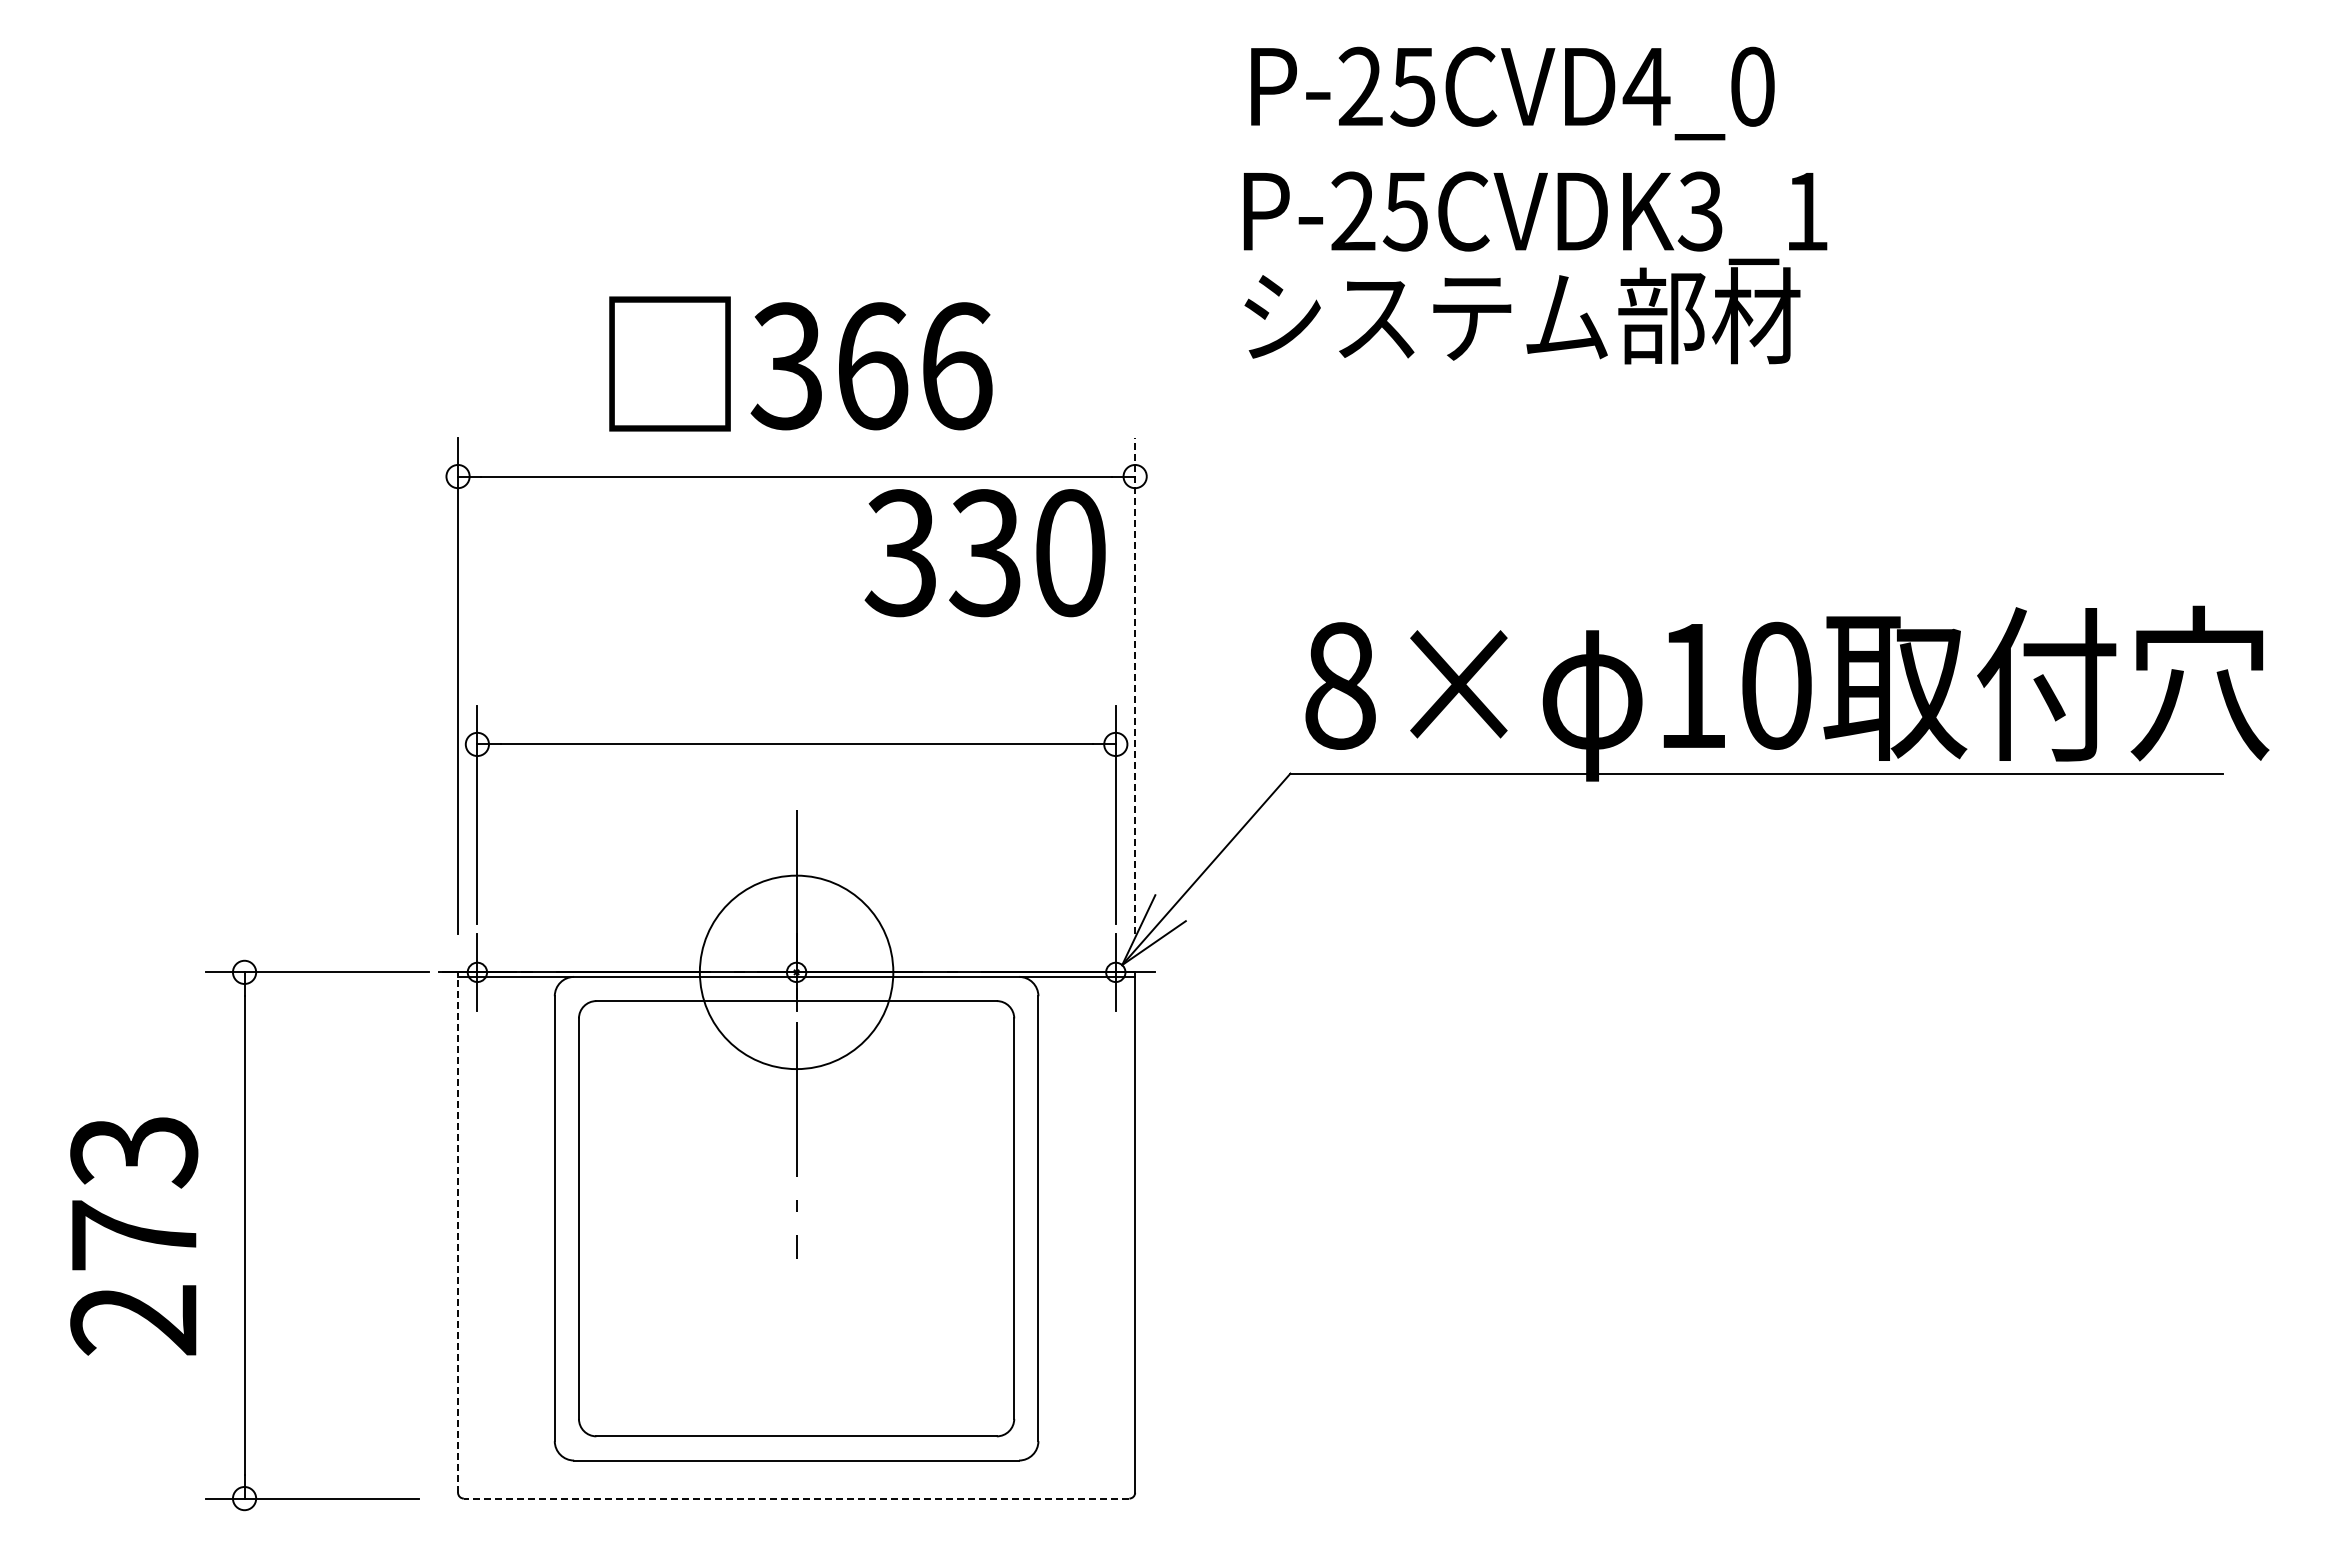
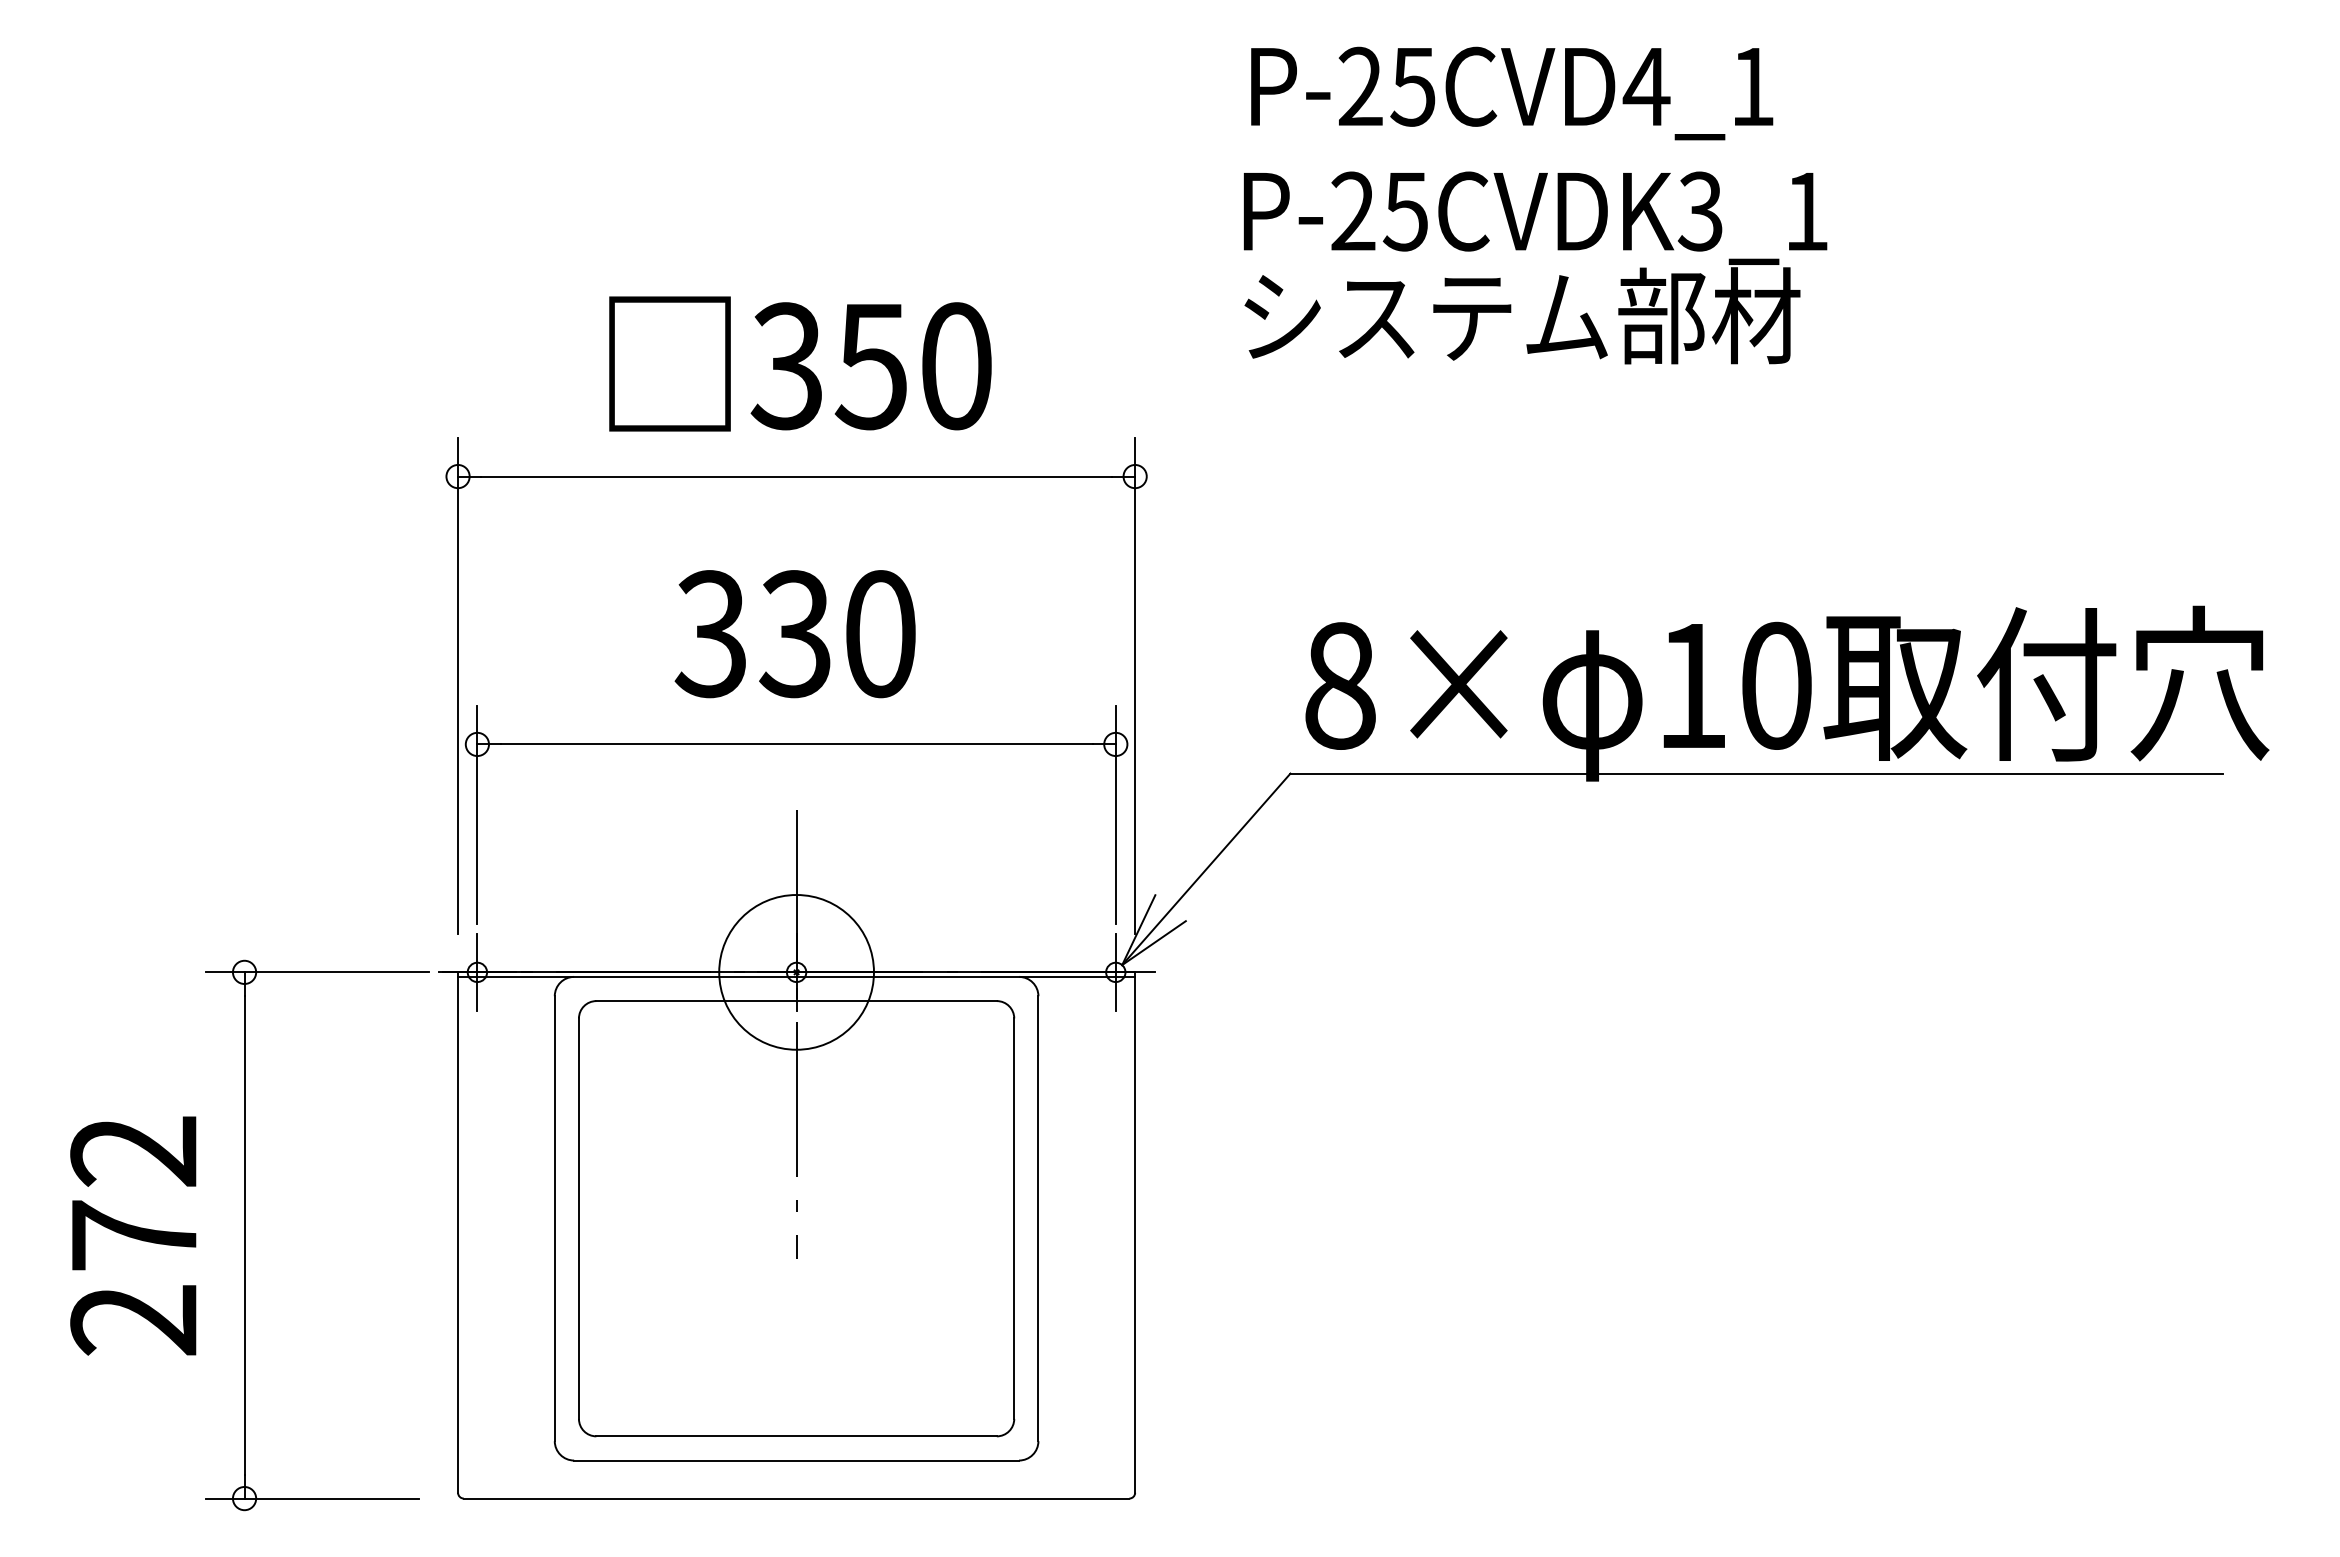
text: P-25CVD4_0 -> P-25CVD4_1 (1752, 86)
text: 366 -> 350 (913, 366)
text position: (984, 553) -> (794, 634) (794, 634)
line: dashed -> solid (1135, 685)
circle diameter: 193 px -> 155 px (796, 972)
text: 273 -> 272 (134, 1152)
line: dashed -> solid (458, 1232)
line: dashed -> solid (796, 1498)
